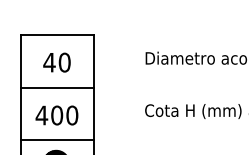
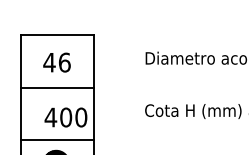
text: 40 -> 46 (64, 62)
text position: (56, 115) -> (65, 117) (65, 117)
